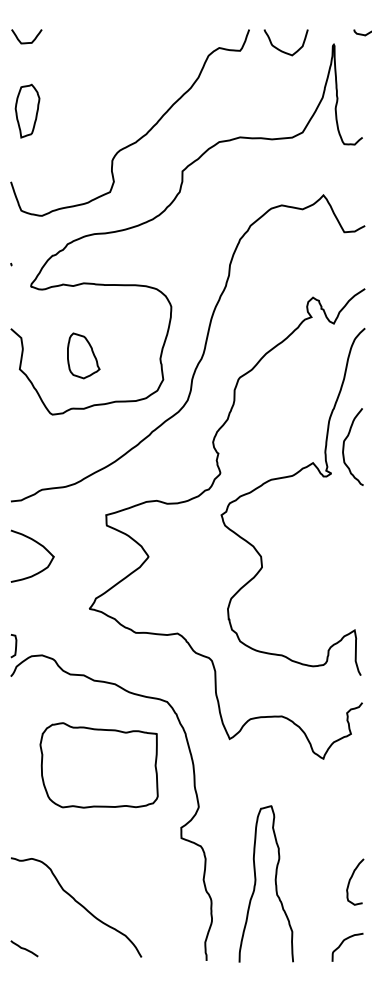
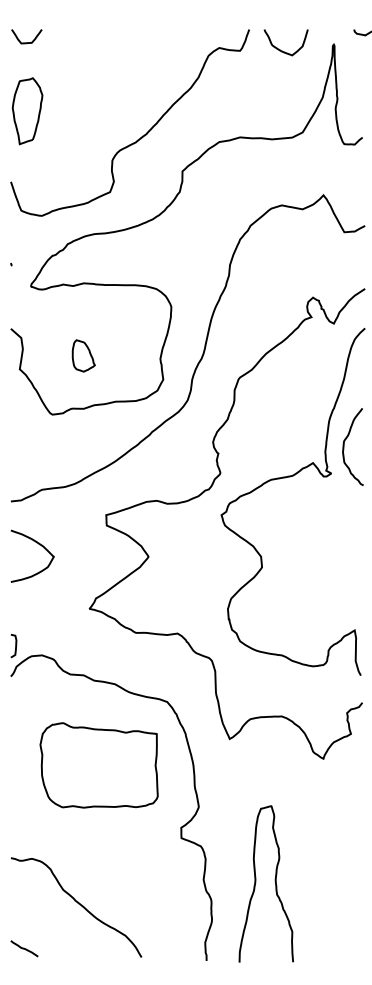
part size: 27x56 px -> 33x69 px (27, 111)
part size: 34x48 px -> 25x34 px (83, 355)
curve: present -> none (351, 879)
curve: present -> none (343, 942)
